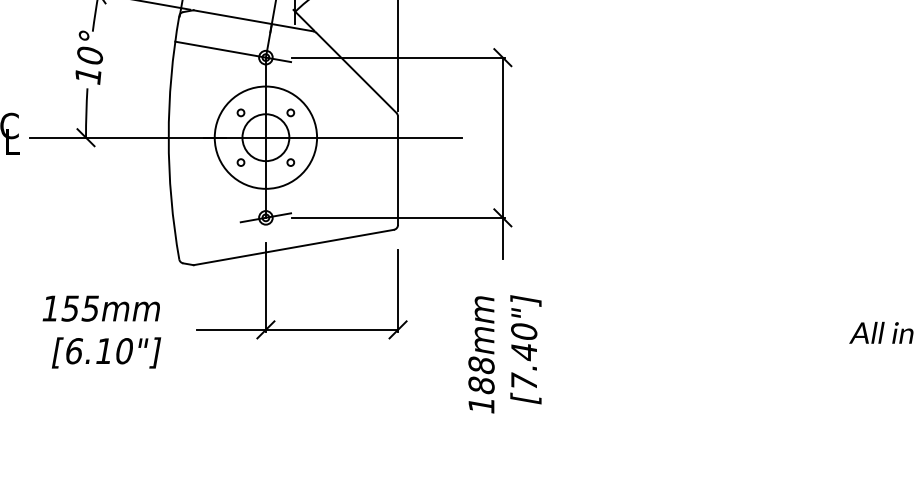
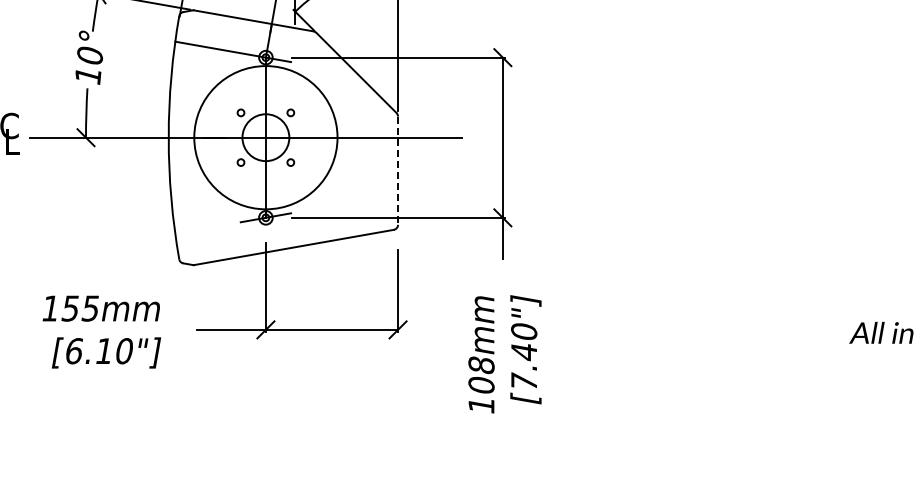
circle diameter: 102 px -> 143 px (265, 137)
line: solid -> dashed (398, 171)
text: 188mm -> 108mm (481, 385)
